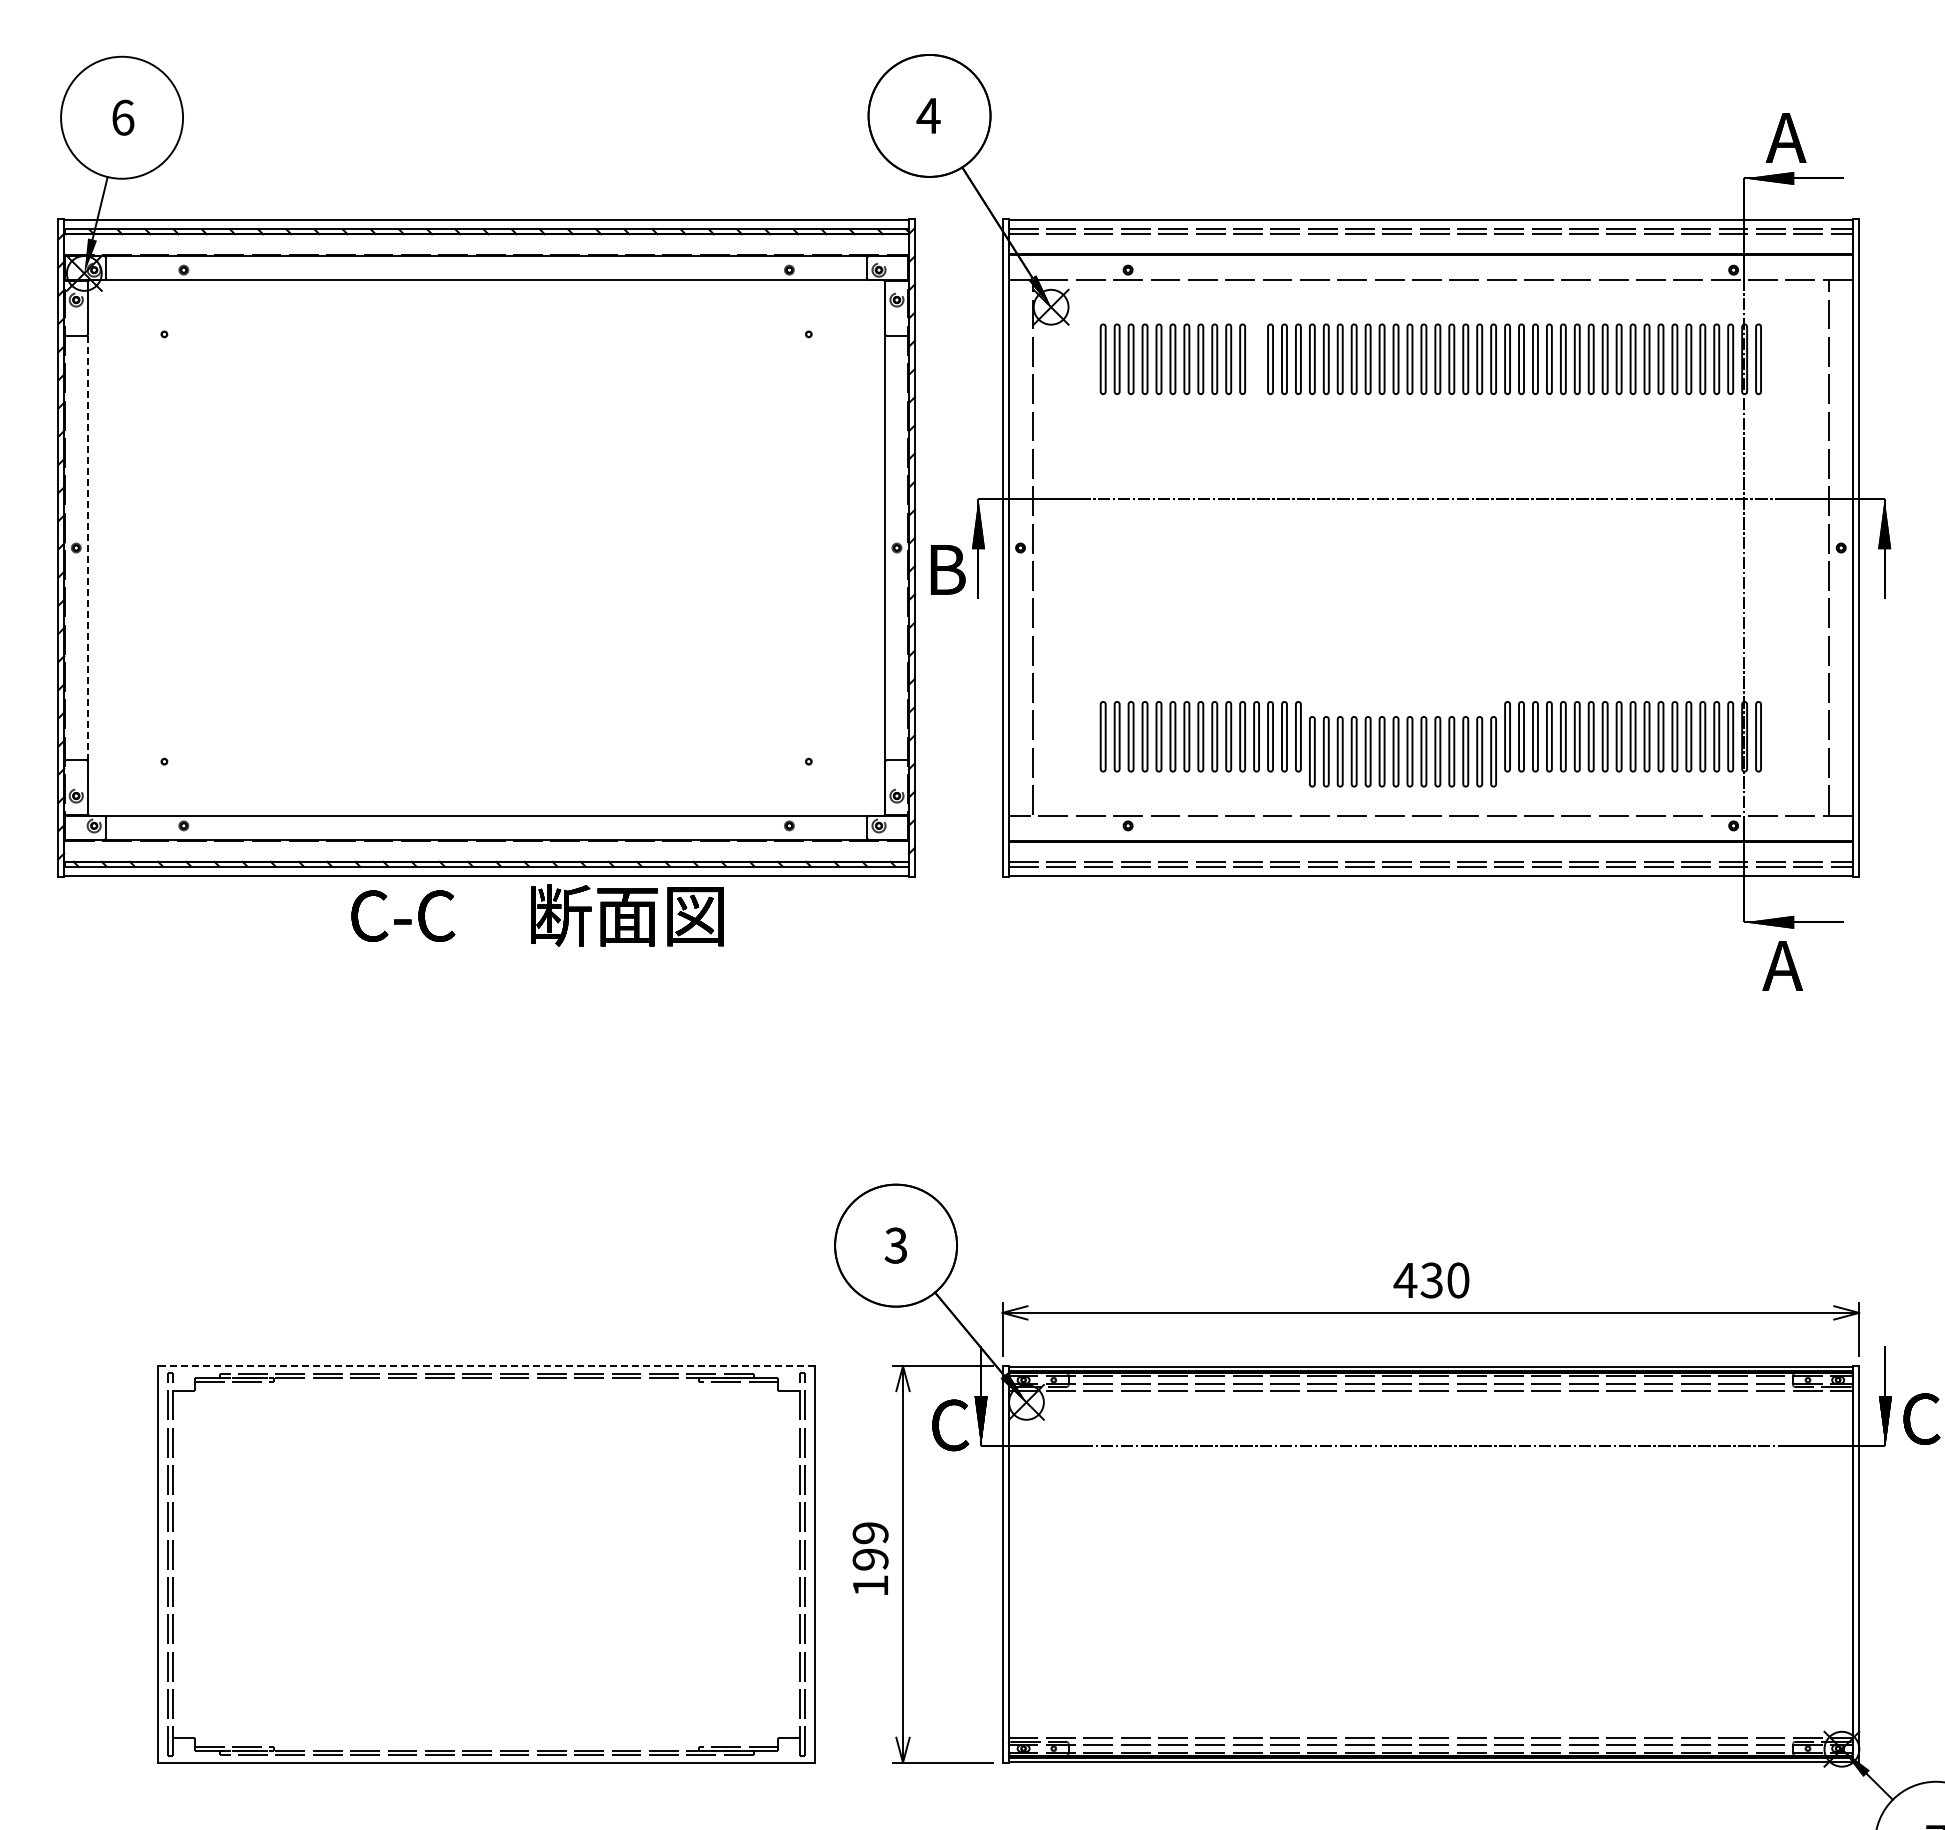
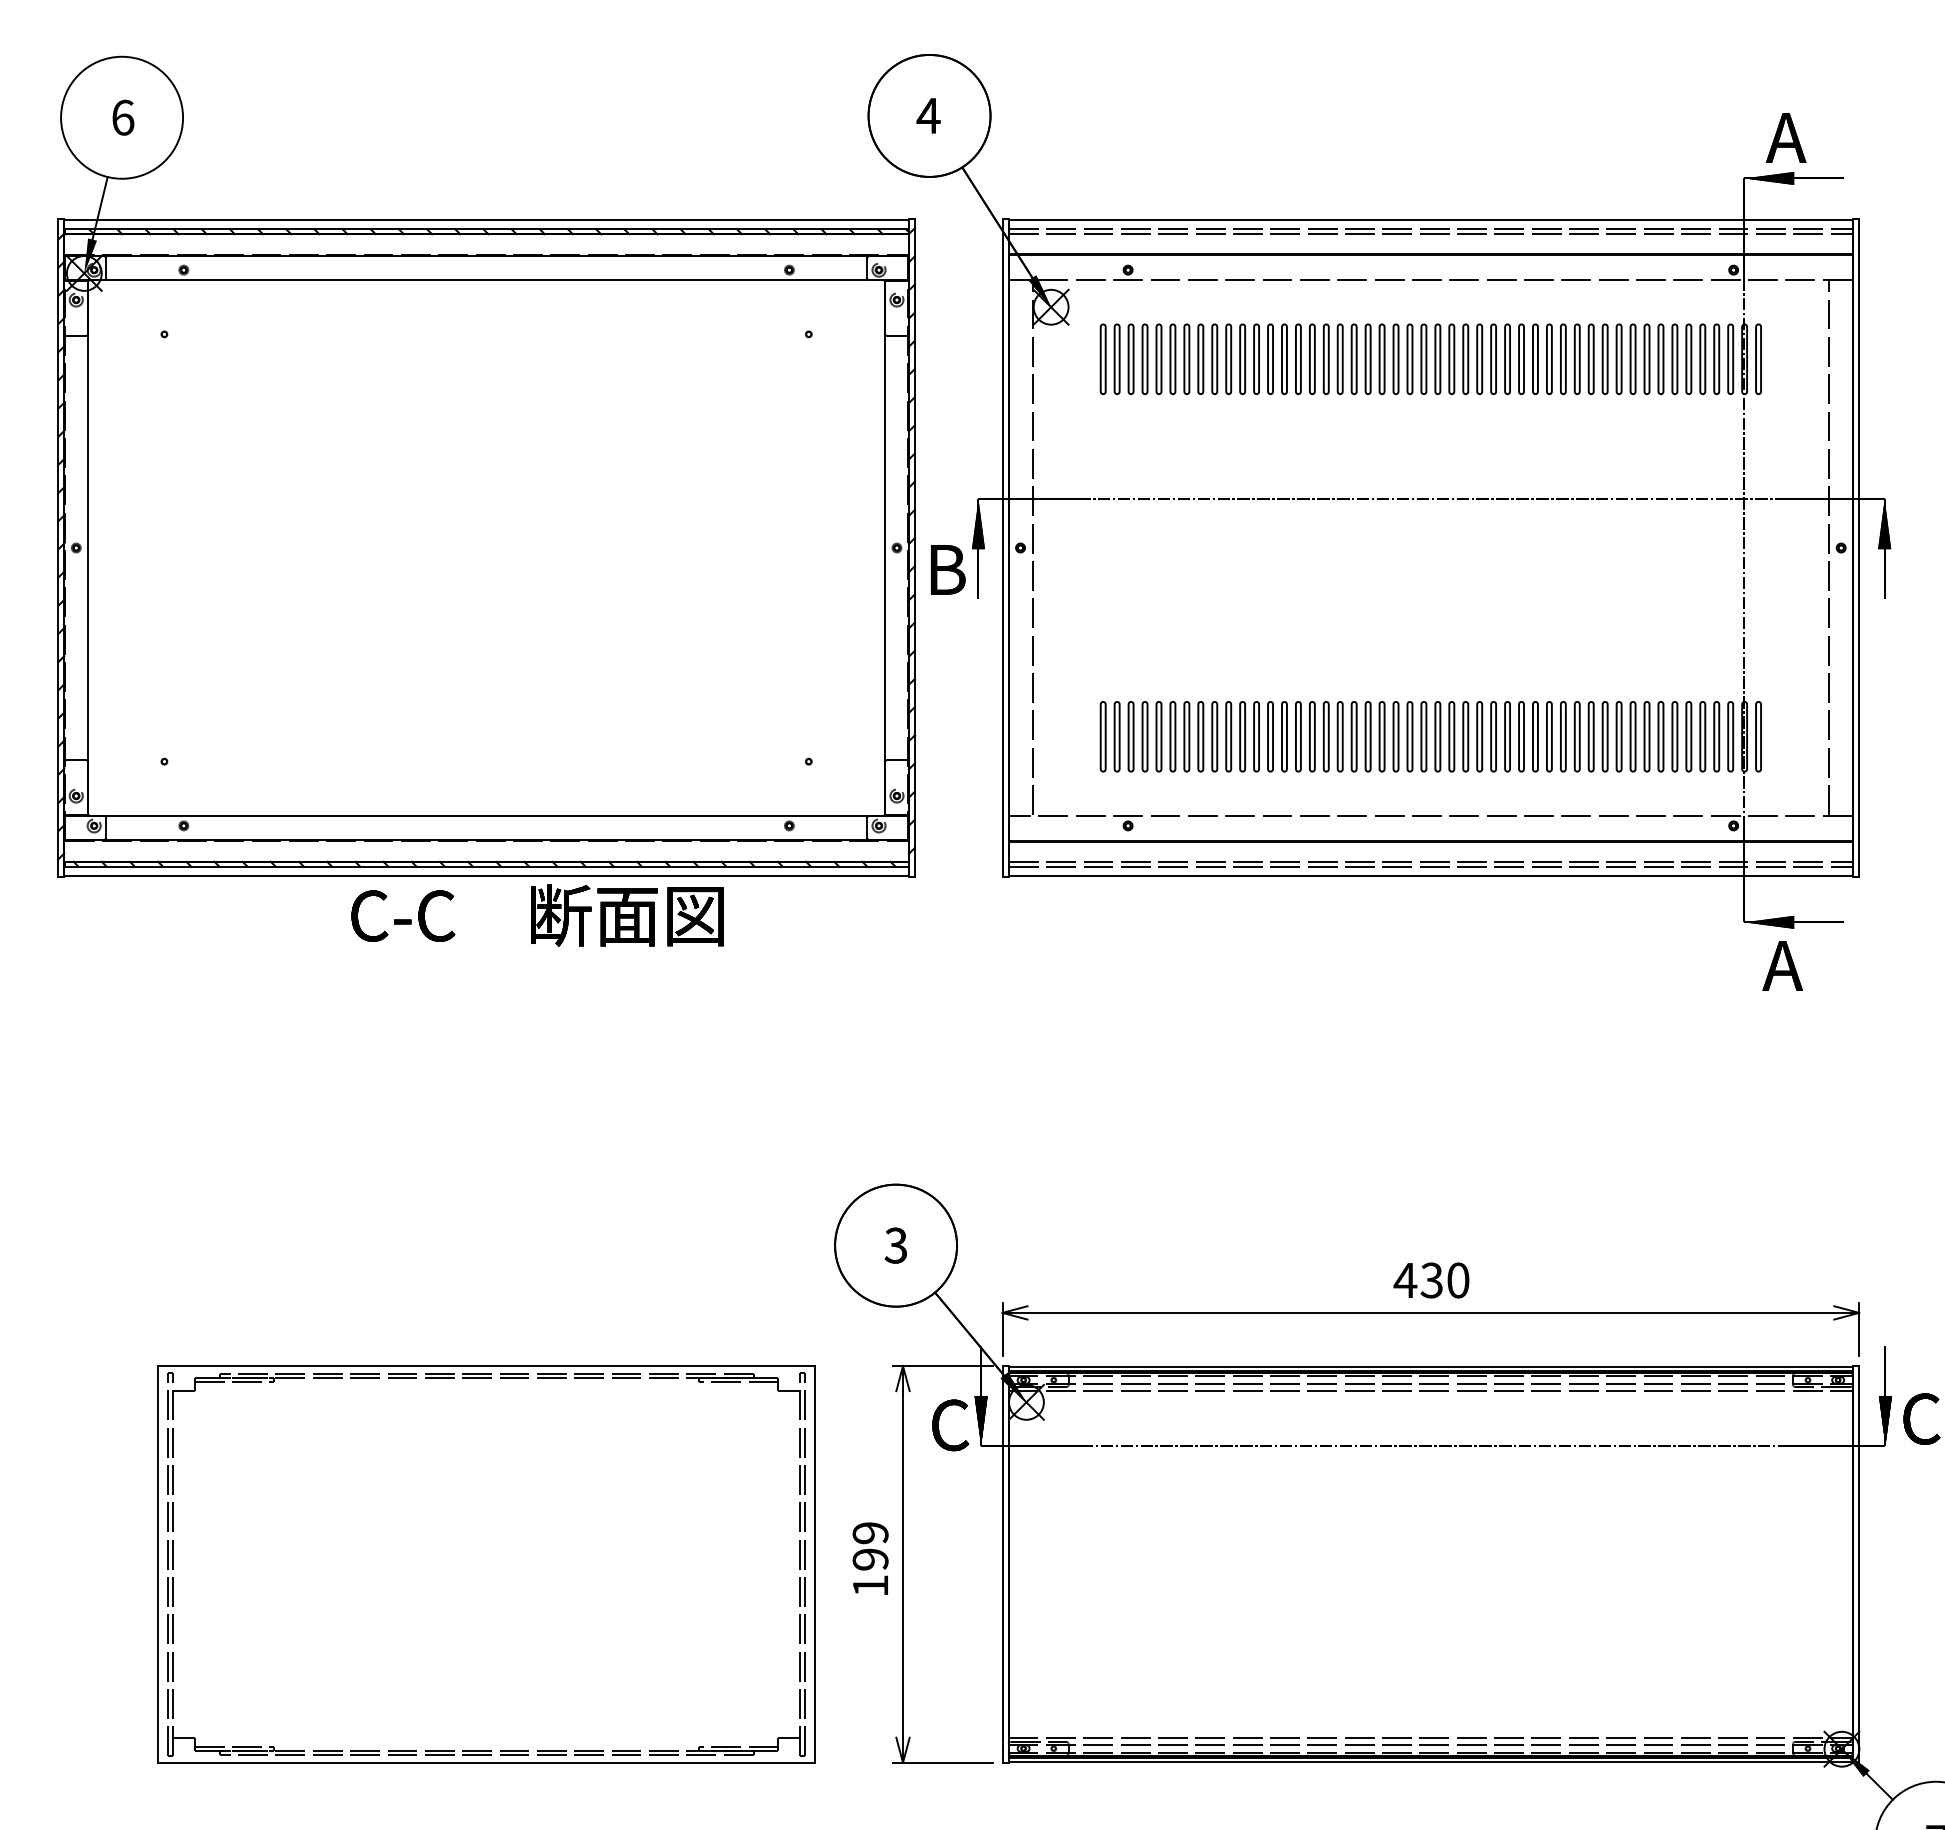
part: none -> present (1256, 358)
line: dashed -> solid (88, 548)
part position: (1402, 751) -> (1402, 736) (1402, 736)
line: dashed -> solid (486, 1366)
